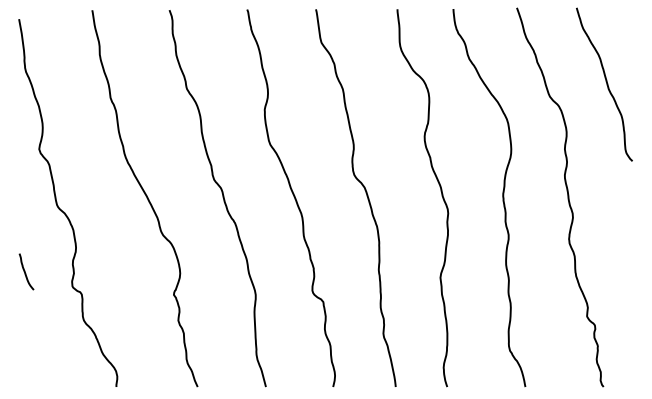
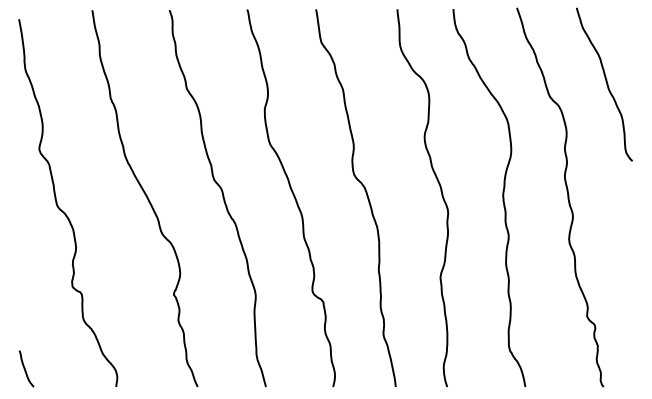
curve position: (25, 271) -> (25, 368) (25, 368)
